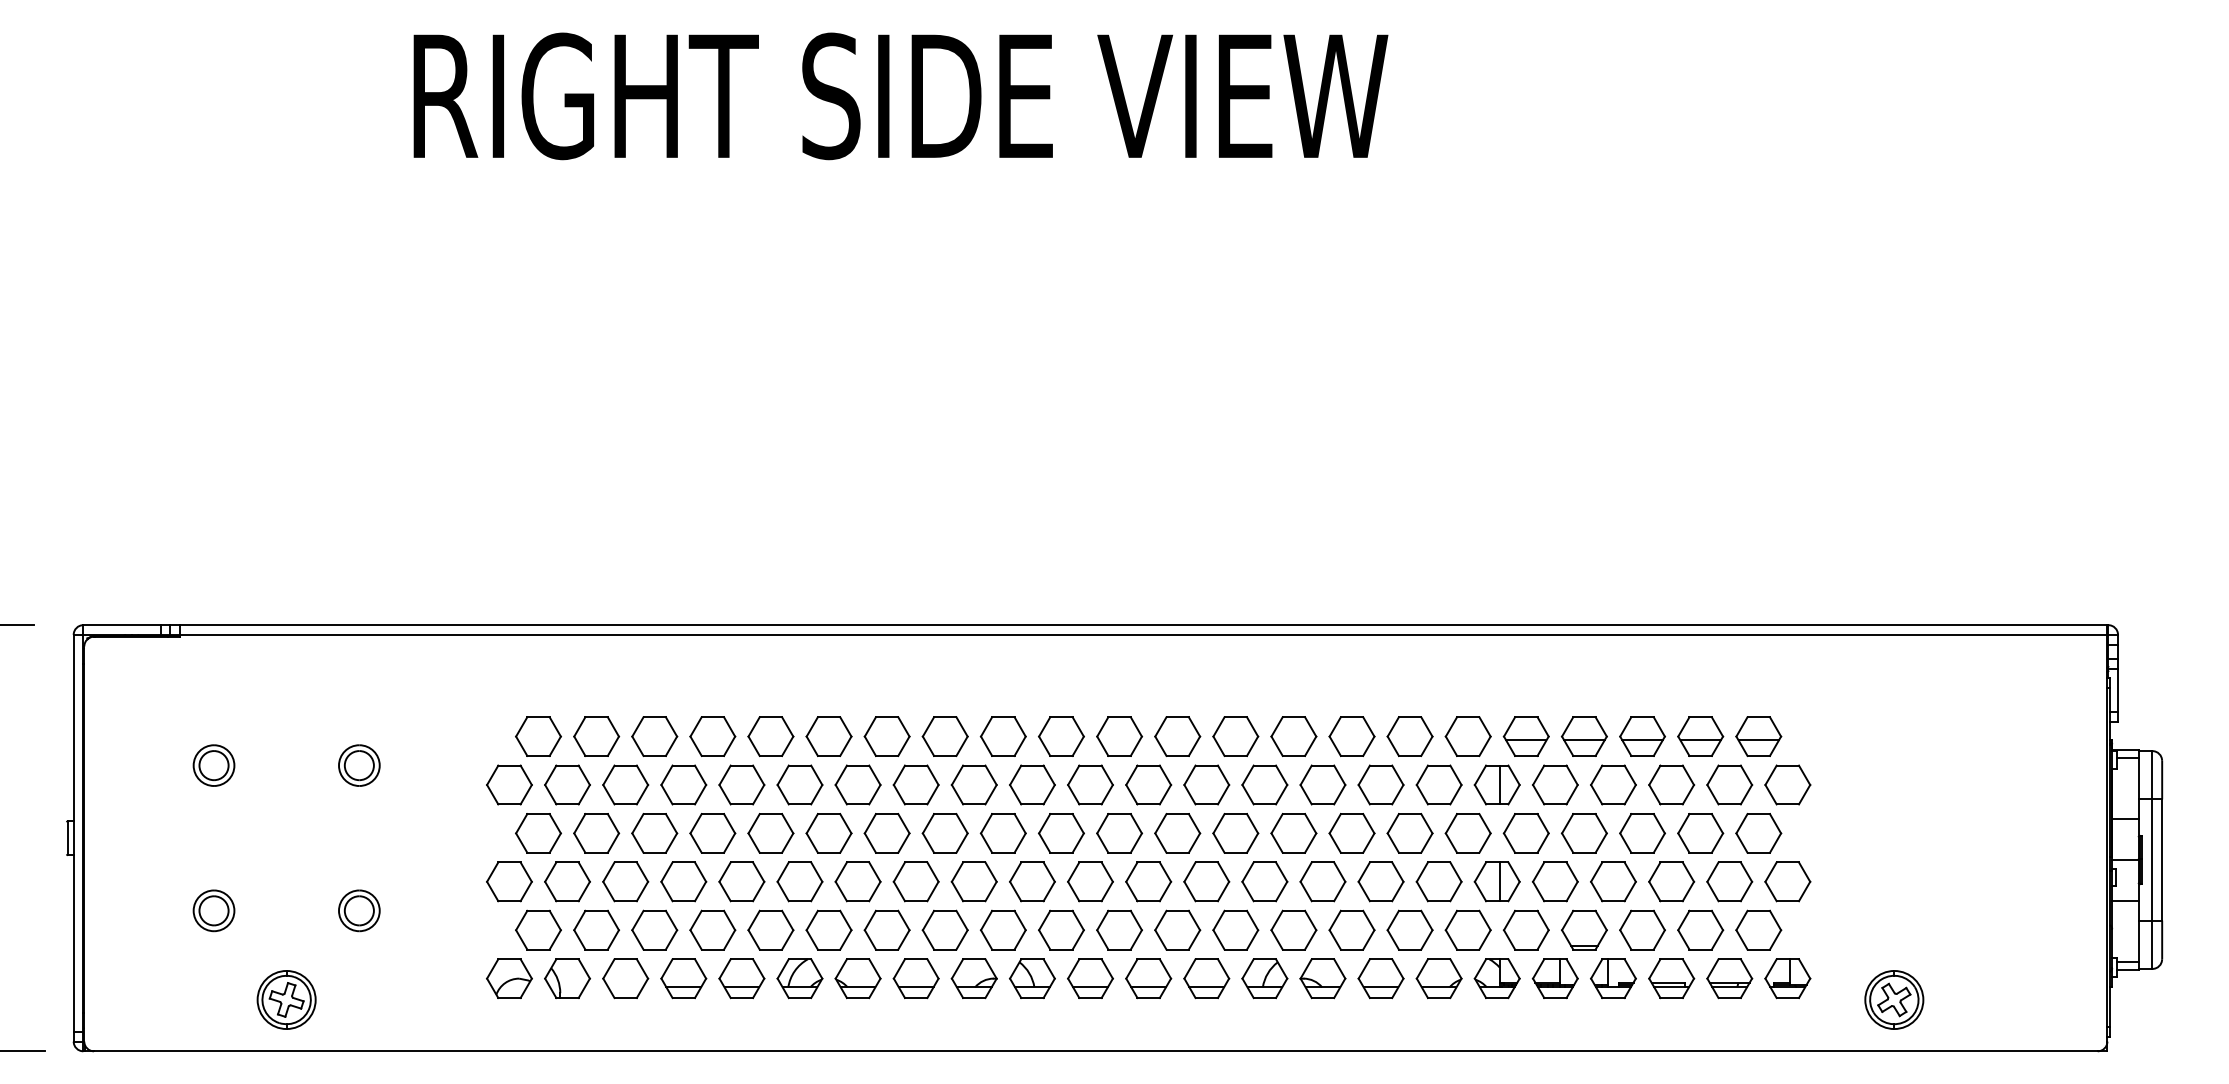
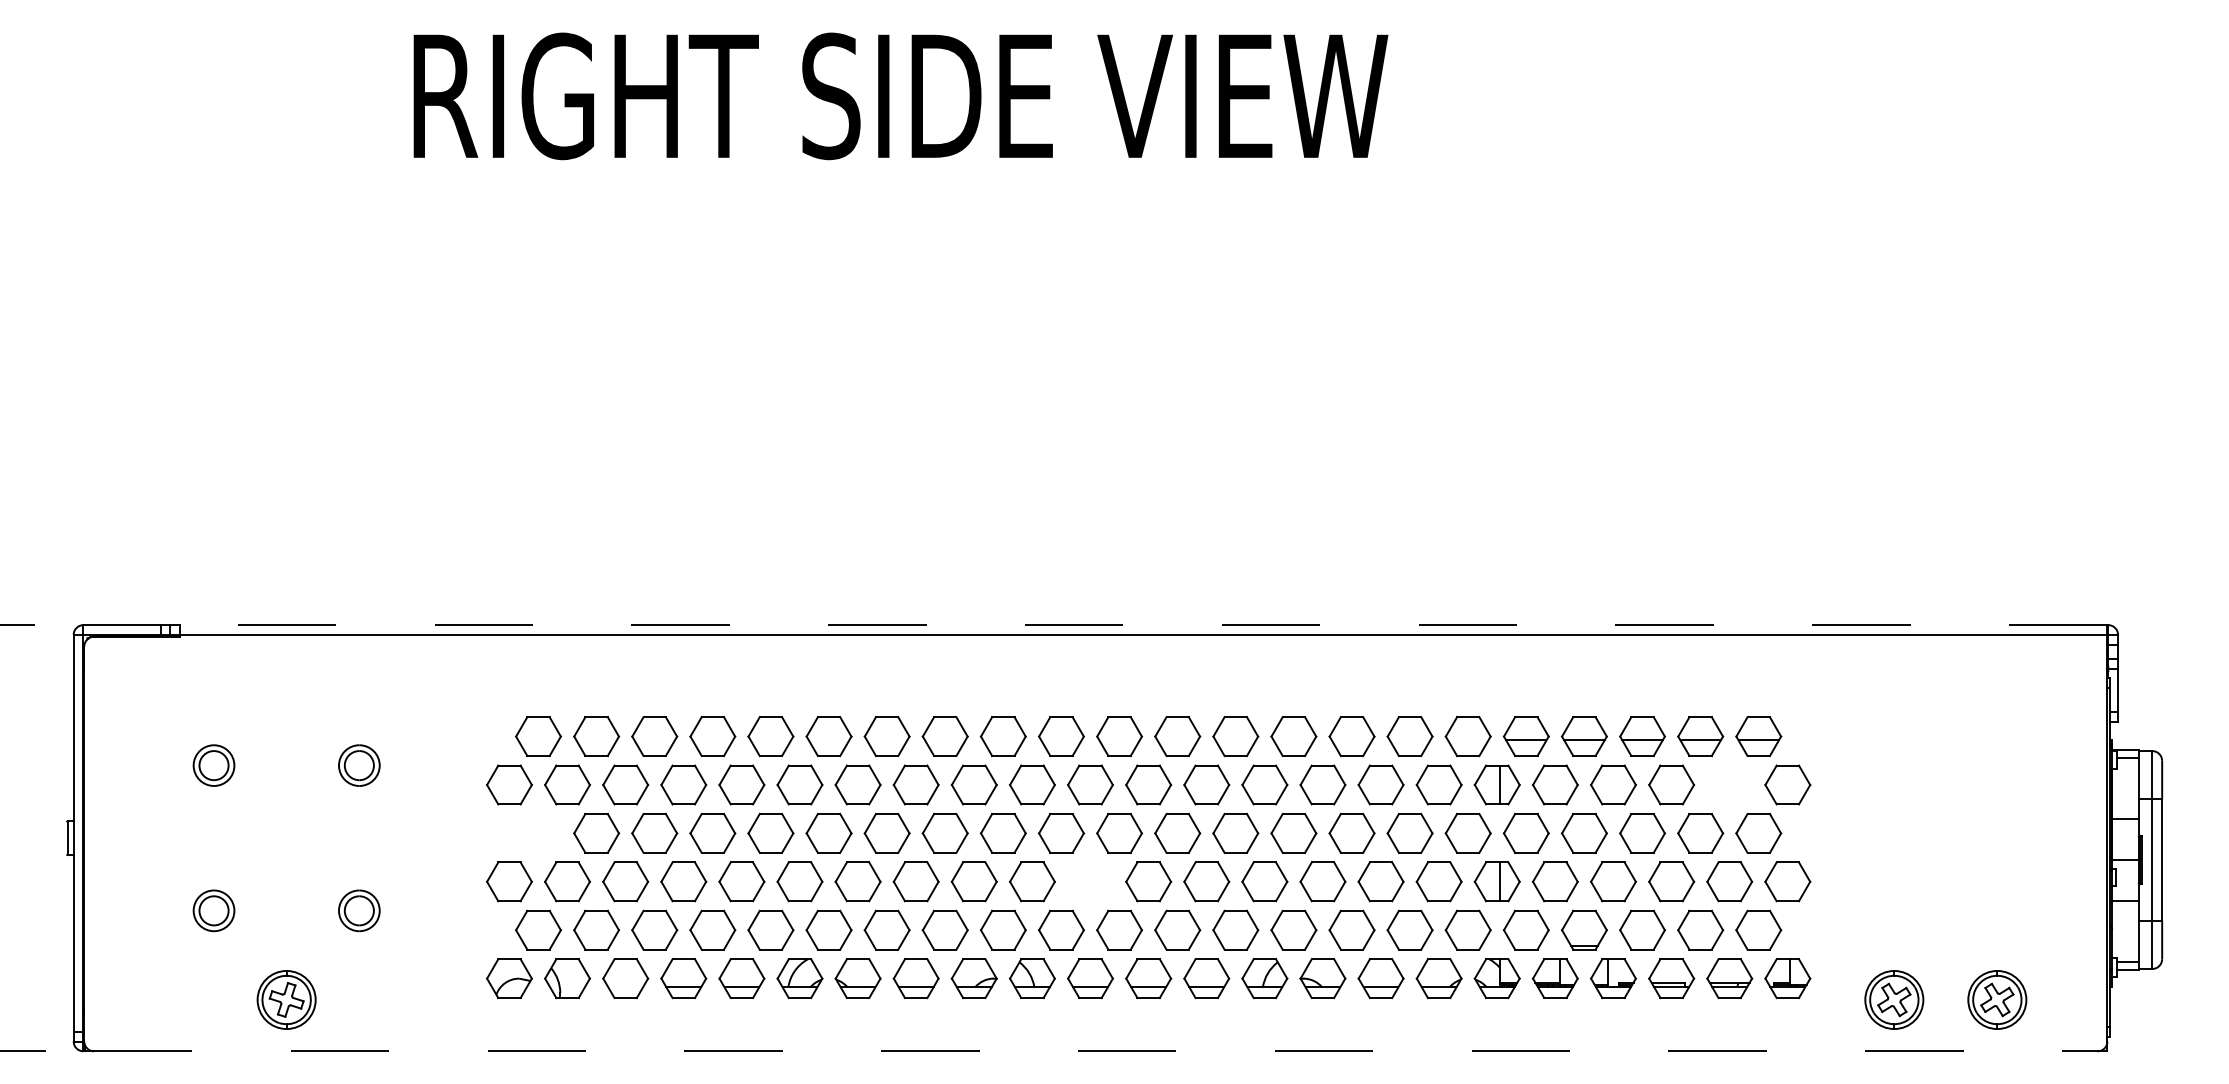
line: solid -> dashed (1143, 625)
part: present -> none (1729, 784)
part: present -> none (538, 833)
part: present -> none (1090, 881)
part: none -> present (1997, 999)
line: solid -> dashed (1095, 1051)
